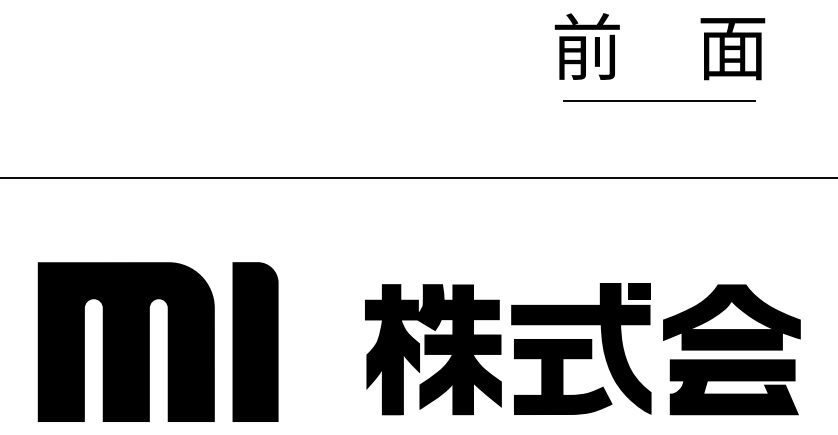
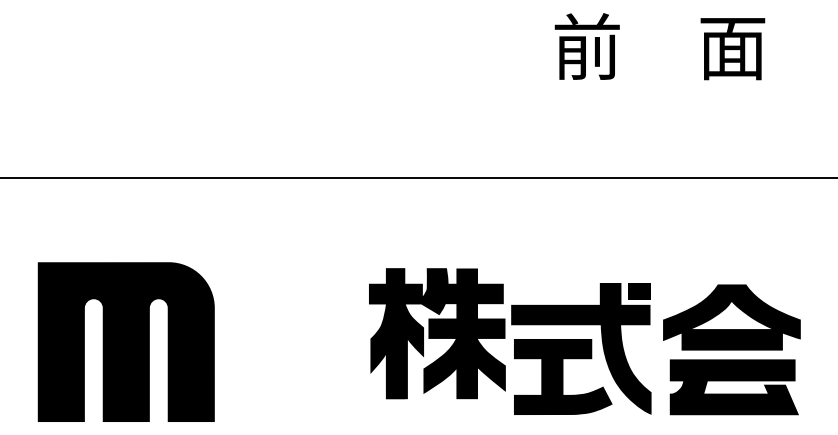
line: present -> none (658, 101)
fill: present -> none (255, 342)
part position: (433, 349) -> (437, 333) (437, 333)
